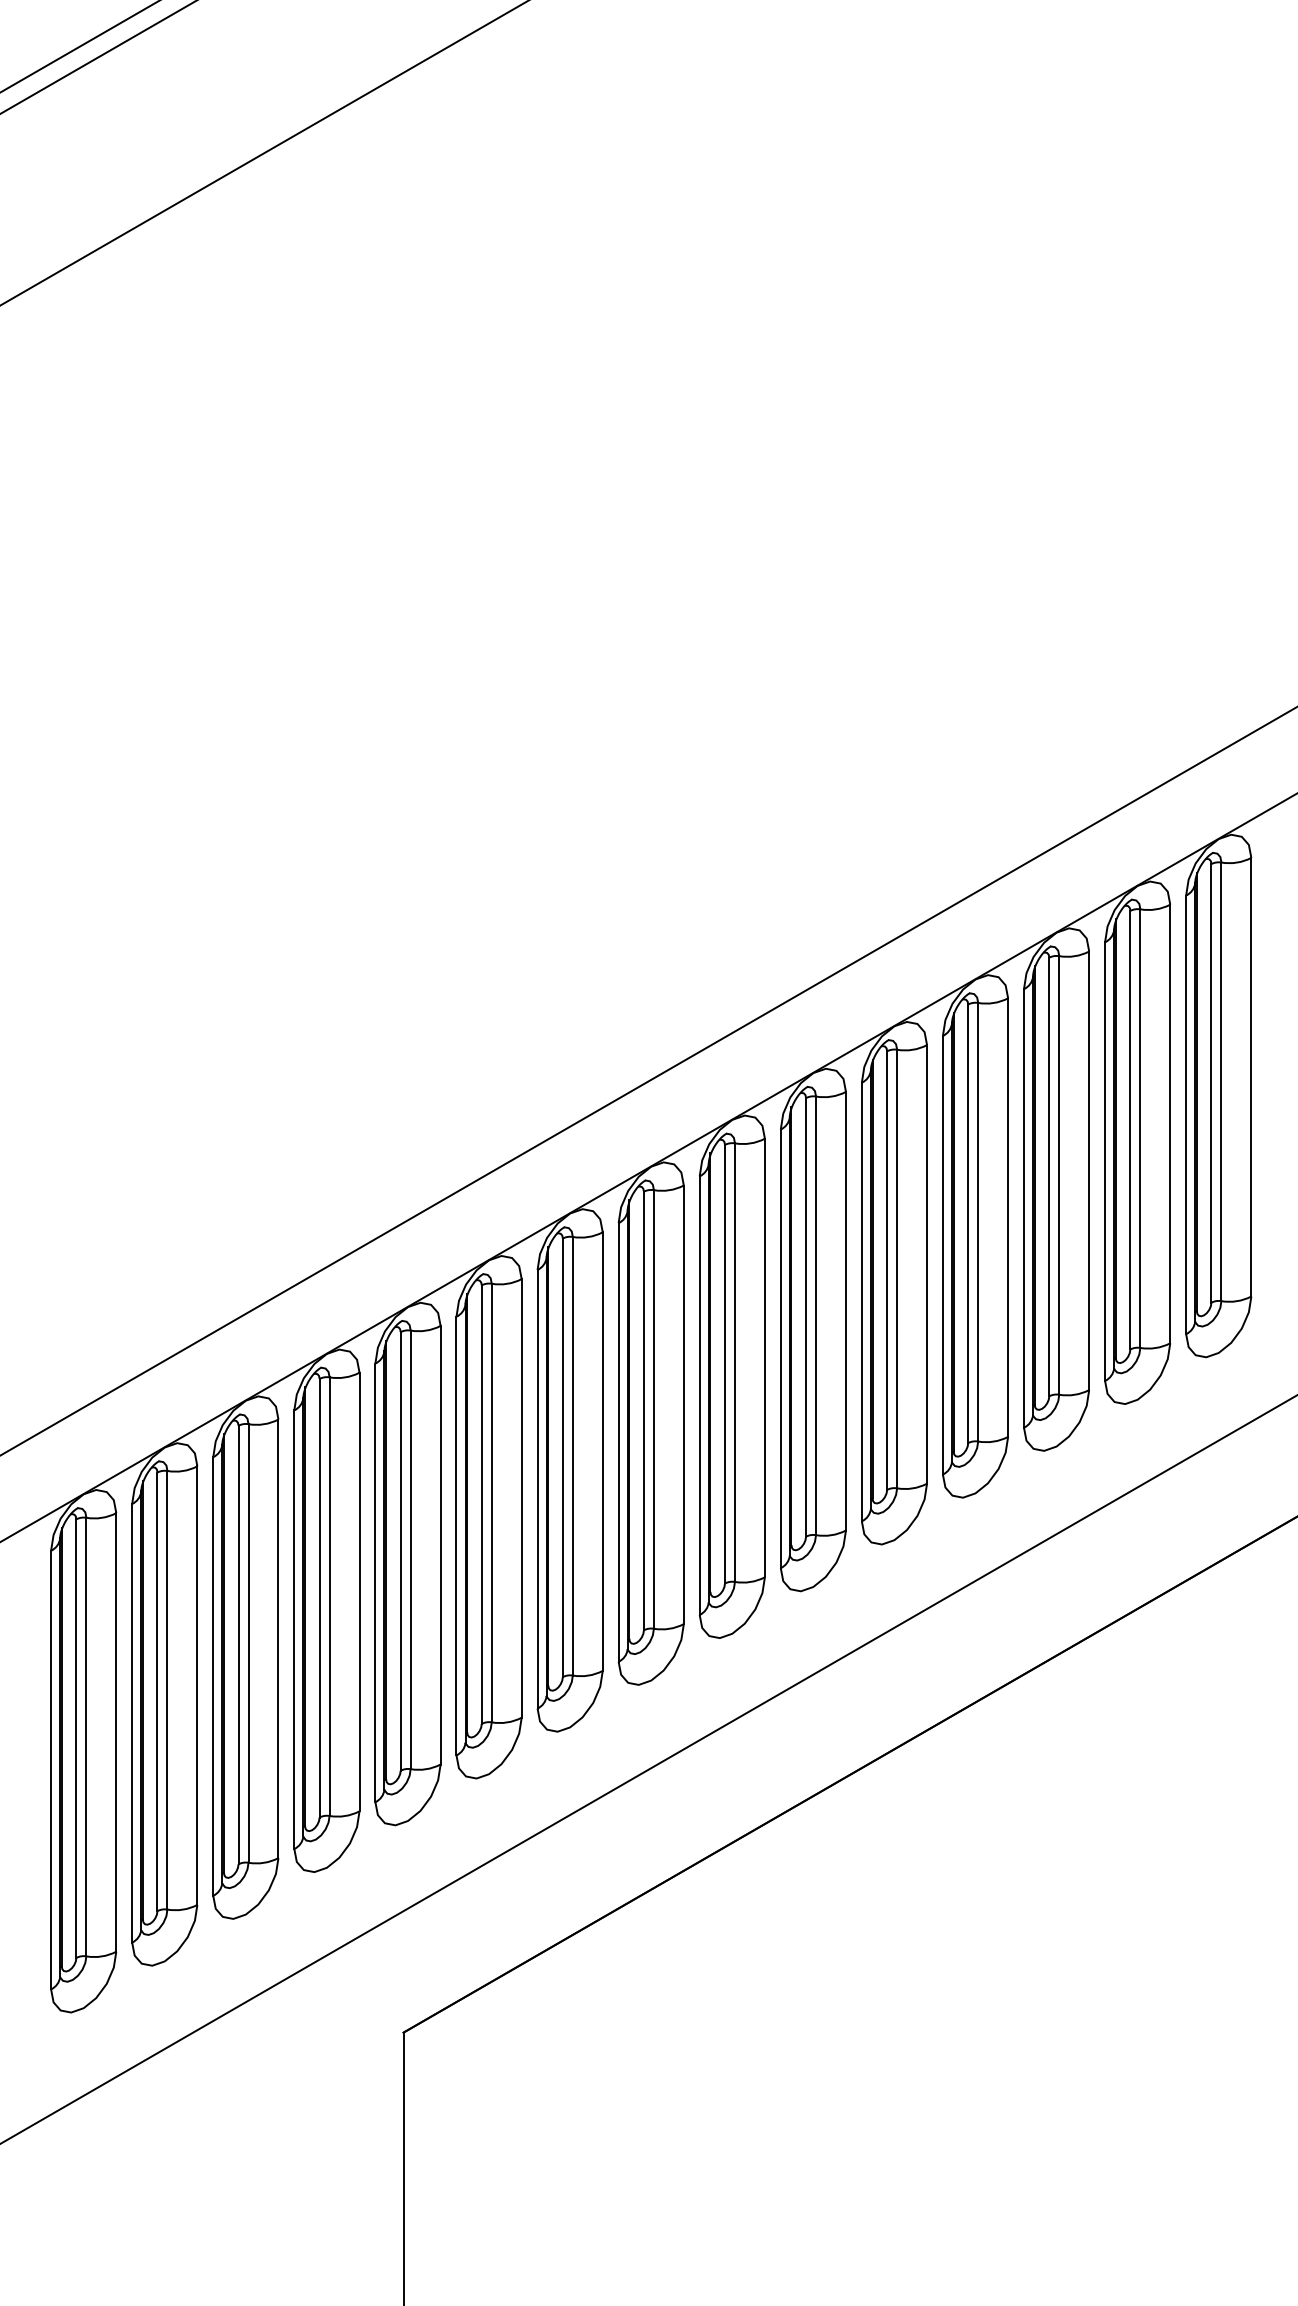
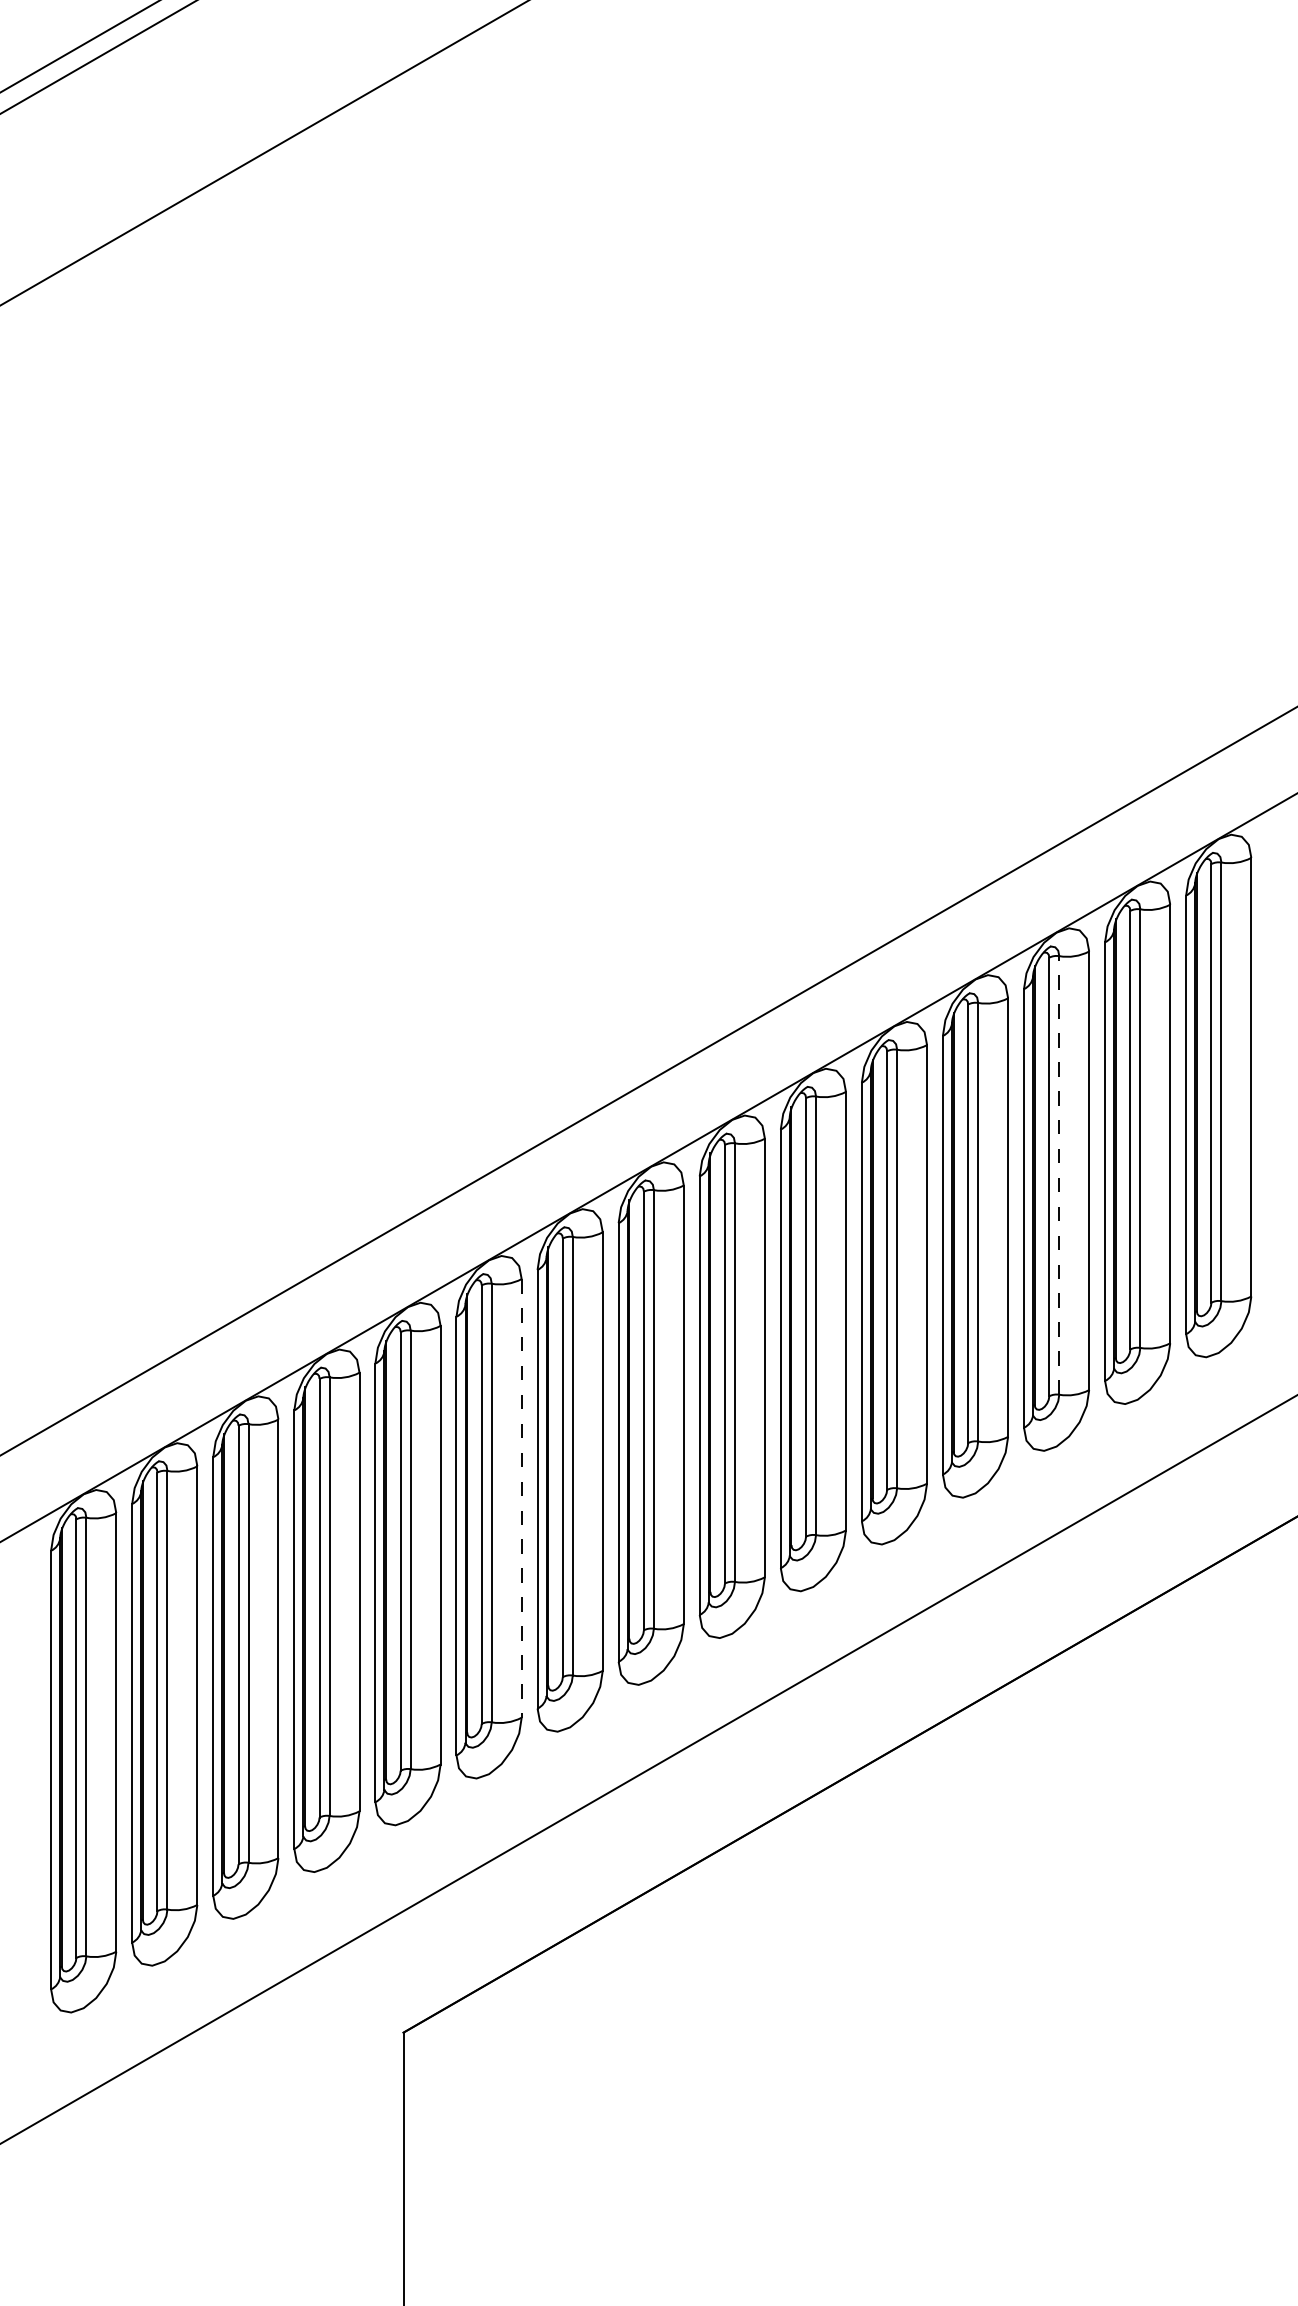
line: solid -> dashed (1059, 1174)
line: solid -> dashed (521, 1498)
